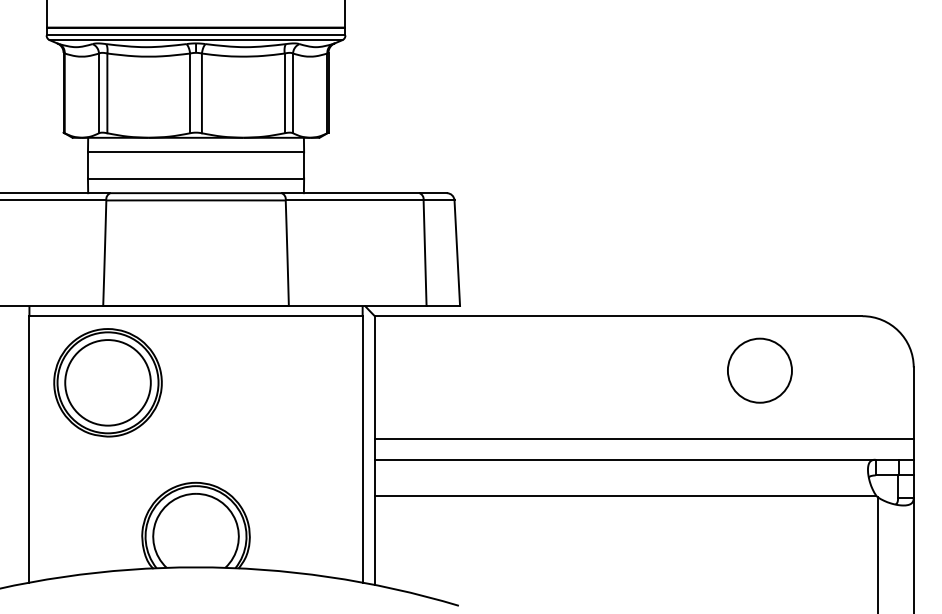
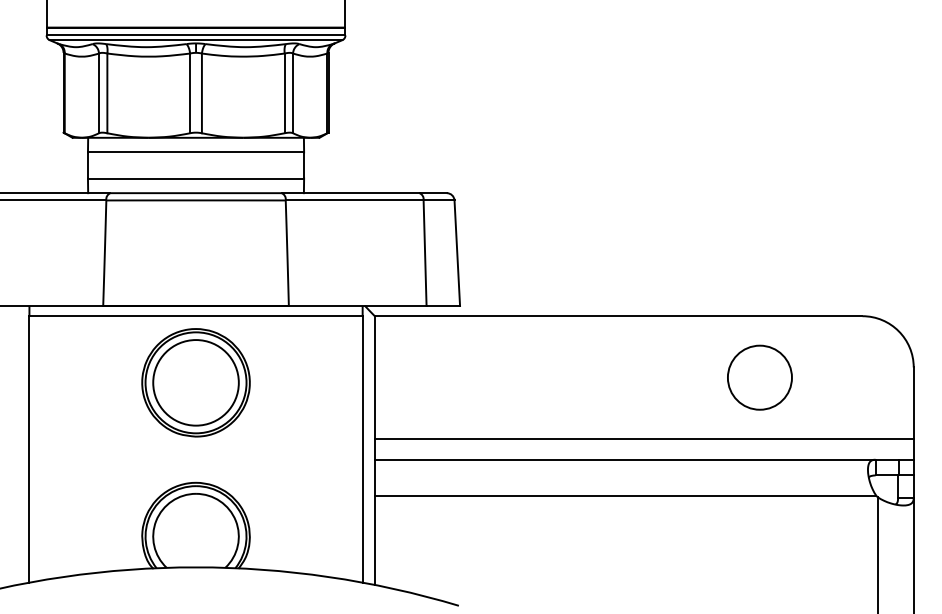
circle position: (759, 370) -> (759, 377) (759, 377)
part position: (107, 382) -> (195, 382) (195, 382)
